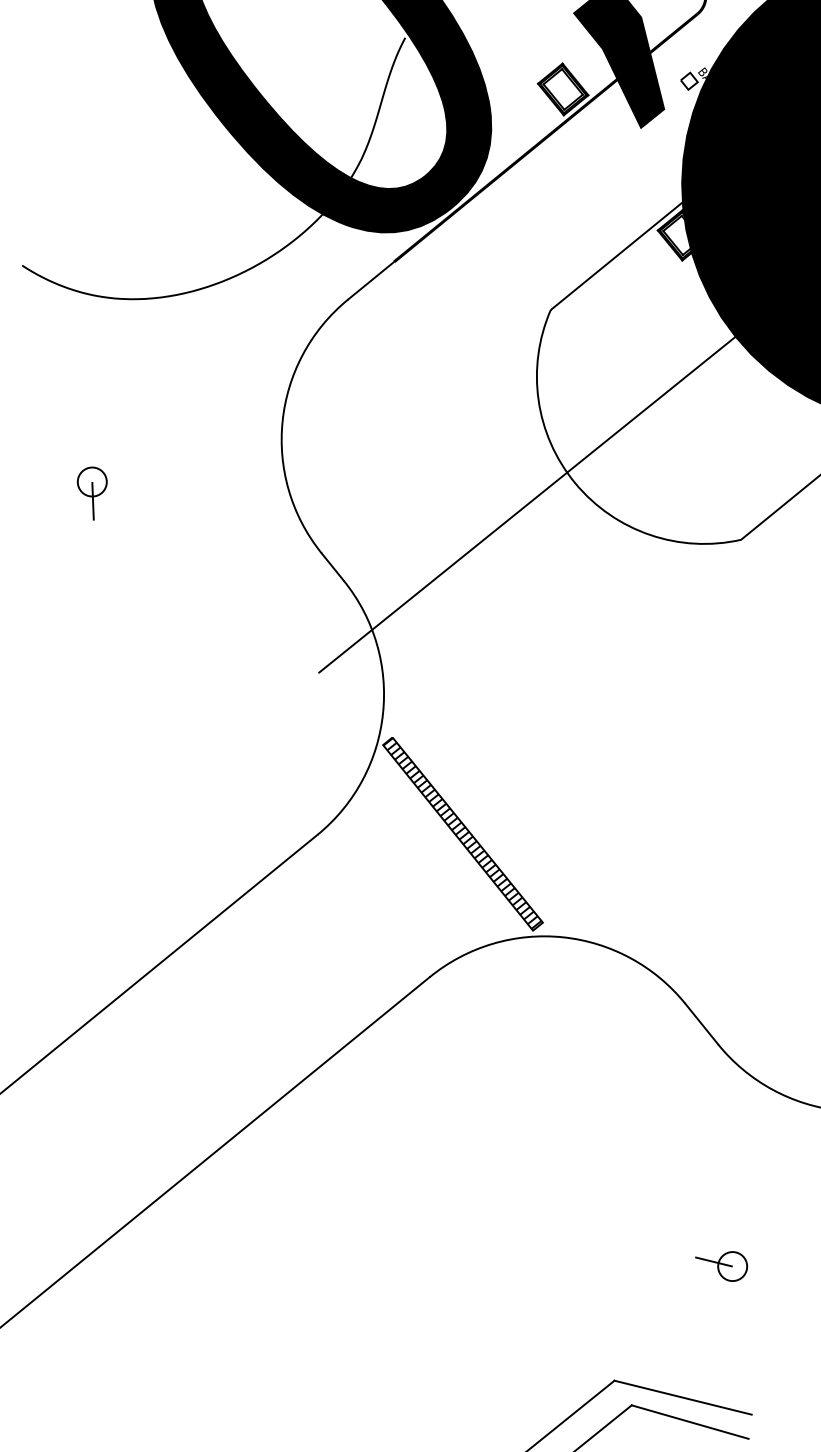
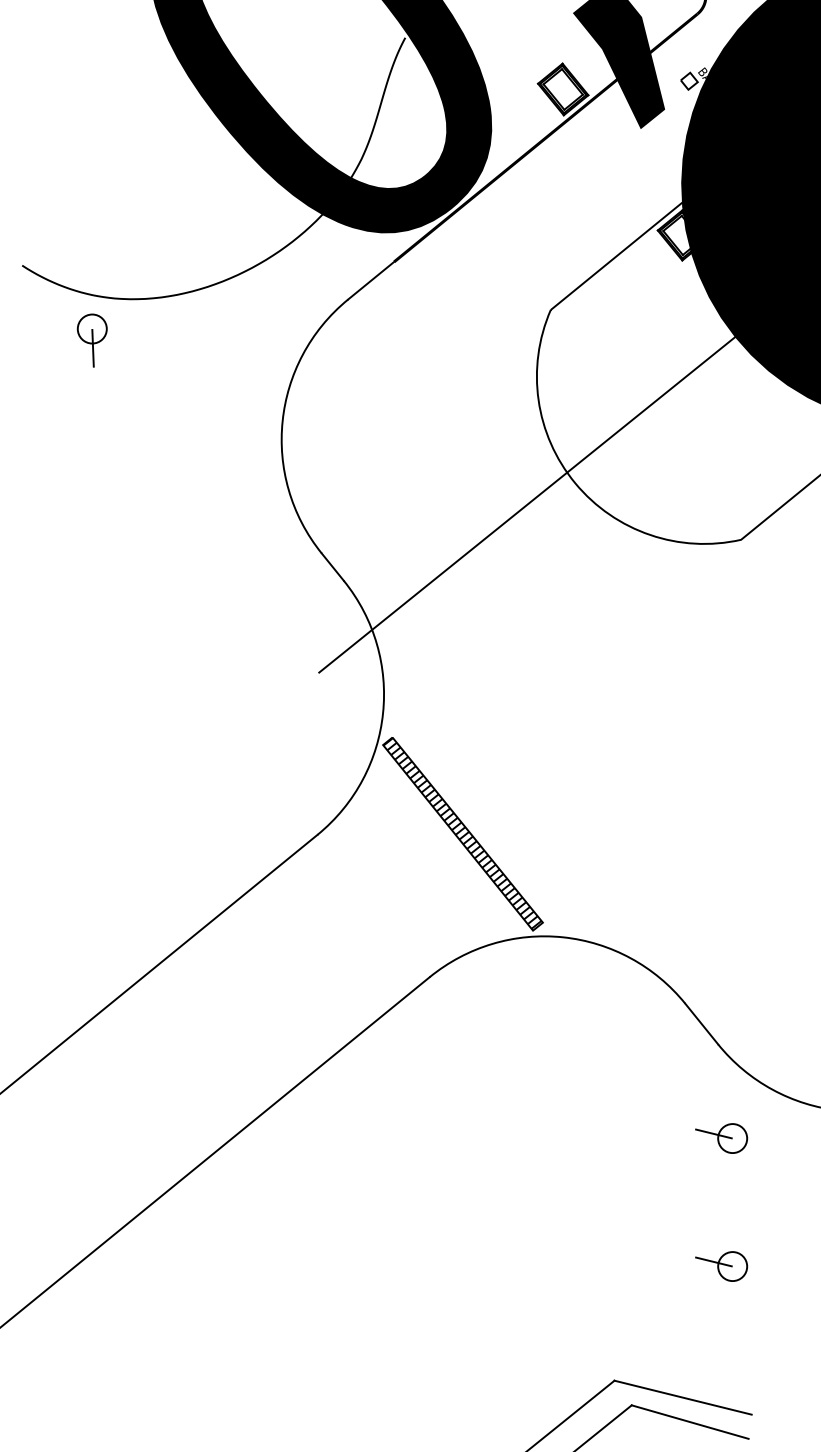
part position: (91, 493) -> (91, 340) (91, 340)
part: none -> present (721, 1138)
